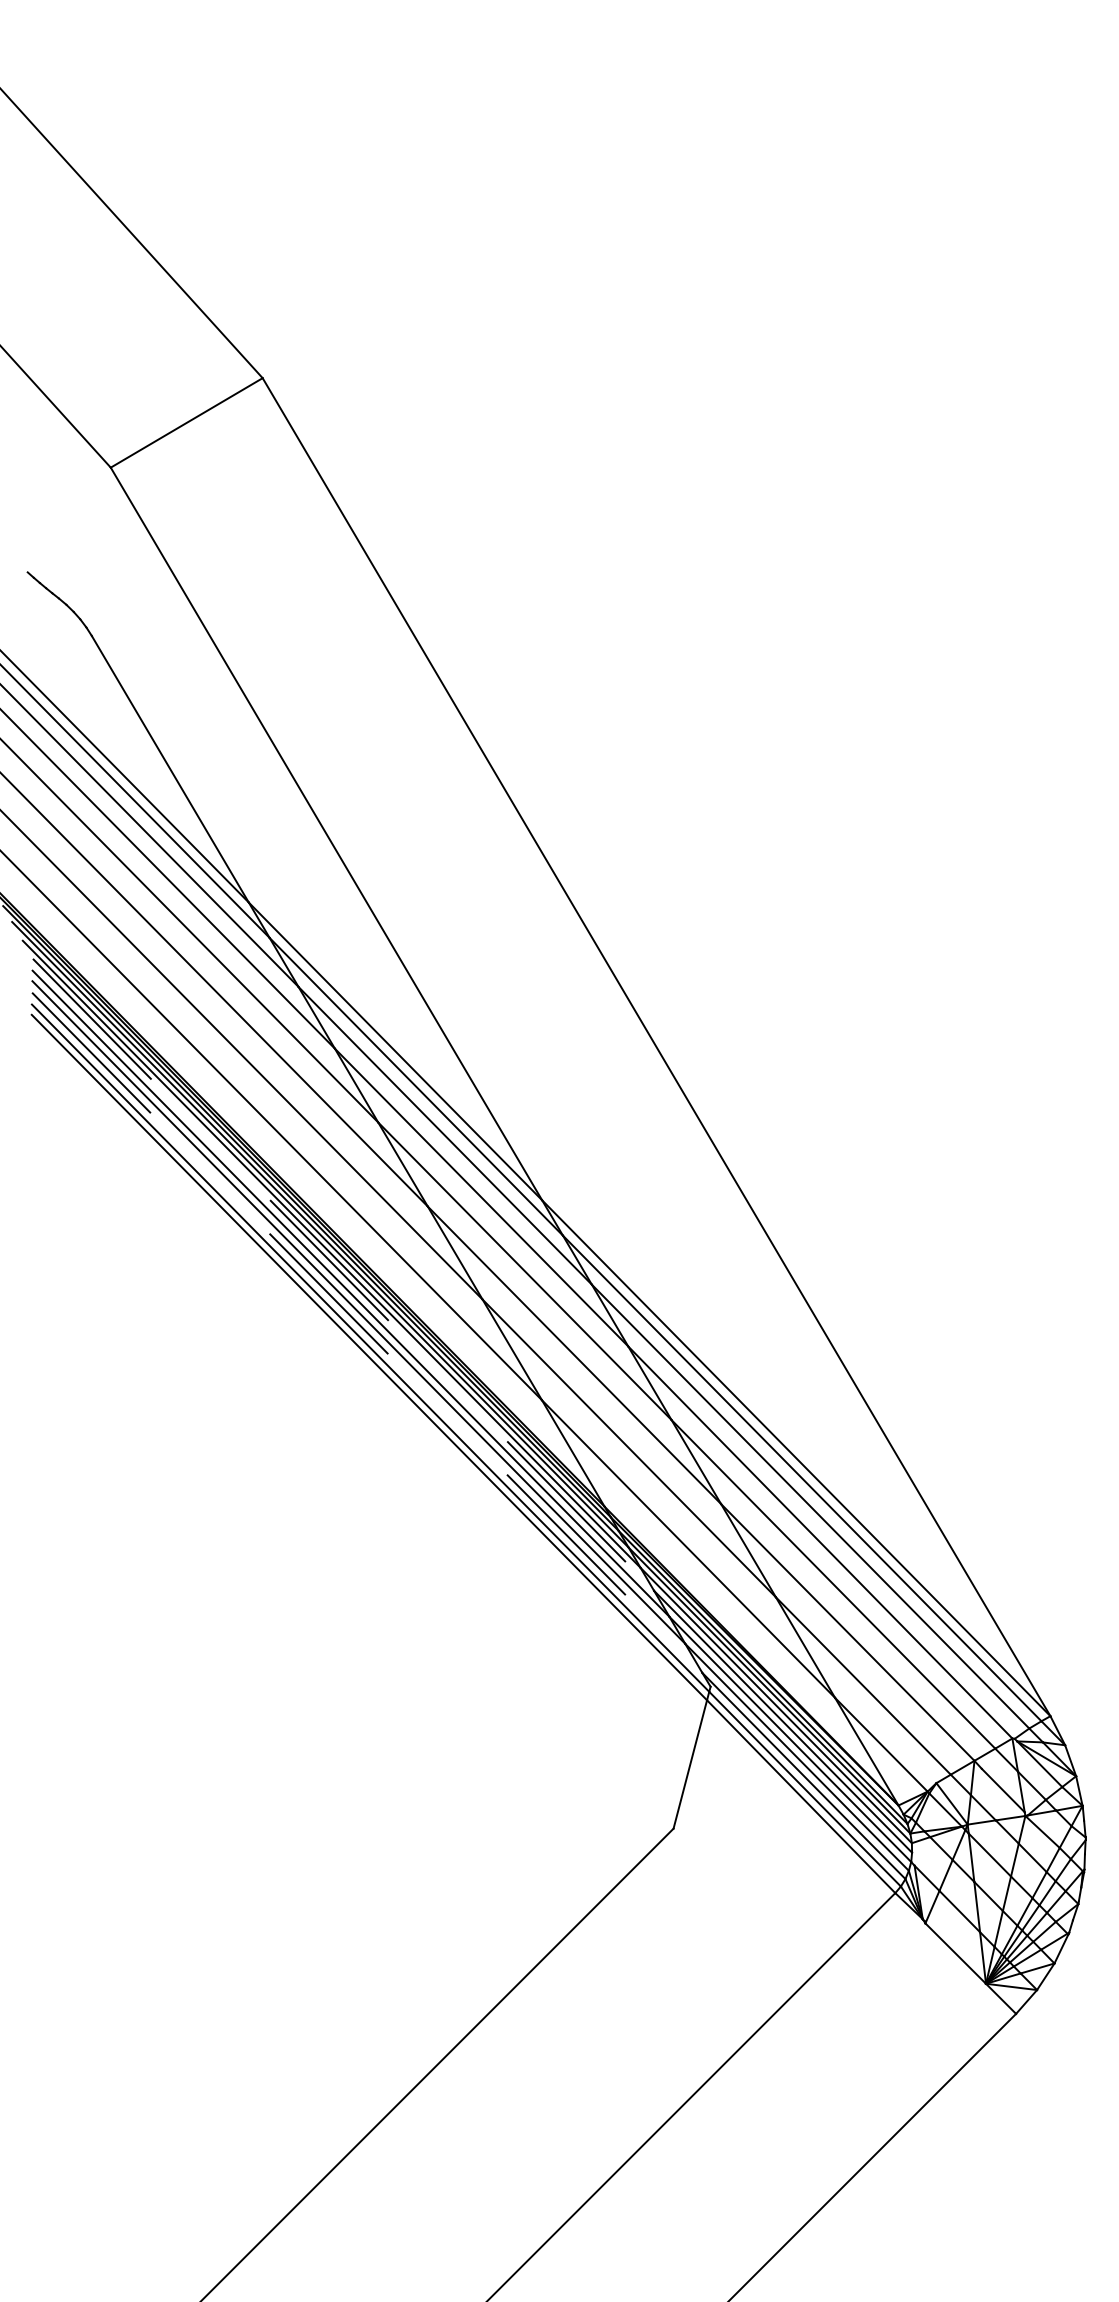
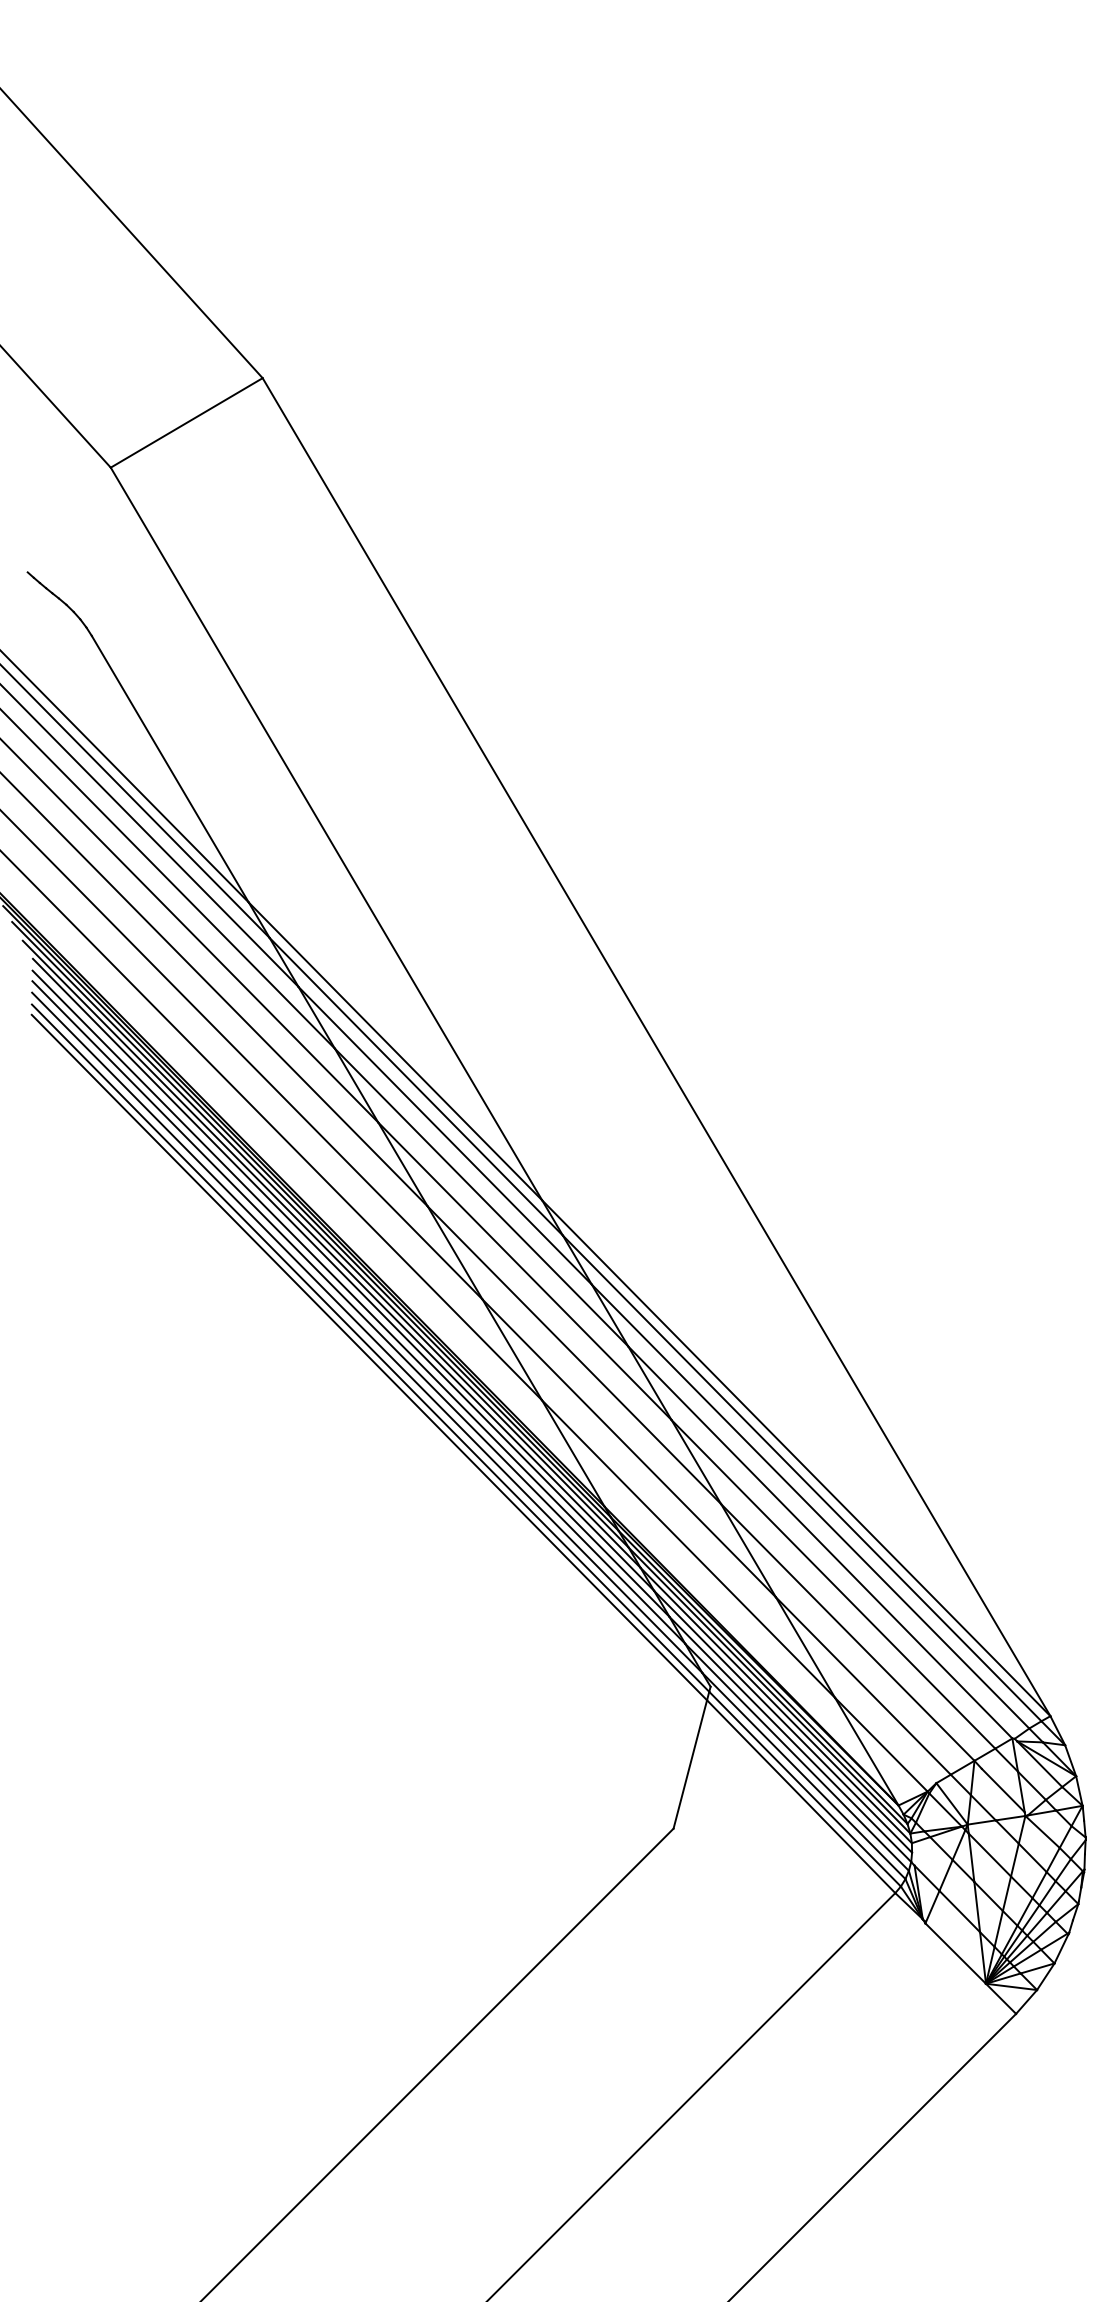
line: dashed -> solid (343, 1275)
line: dashed -> solid (367, 1333)
